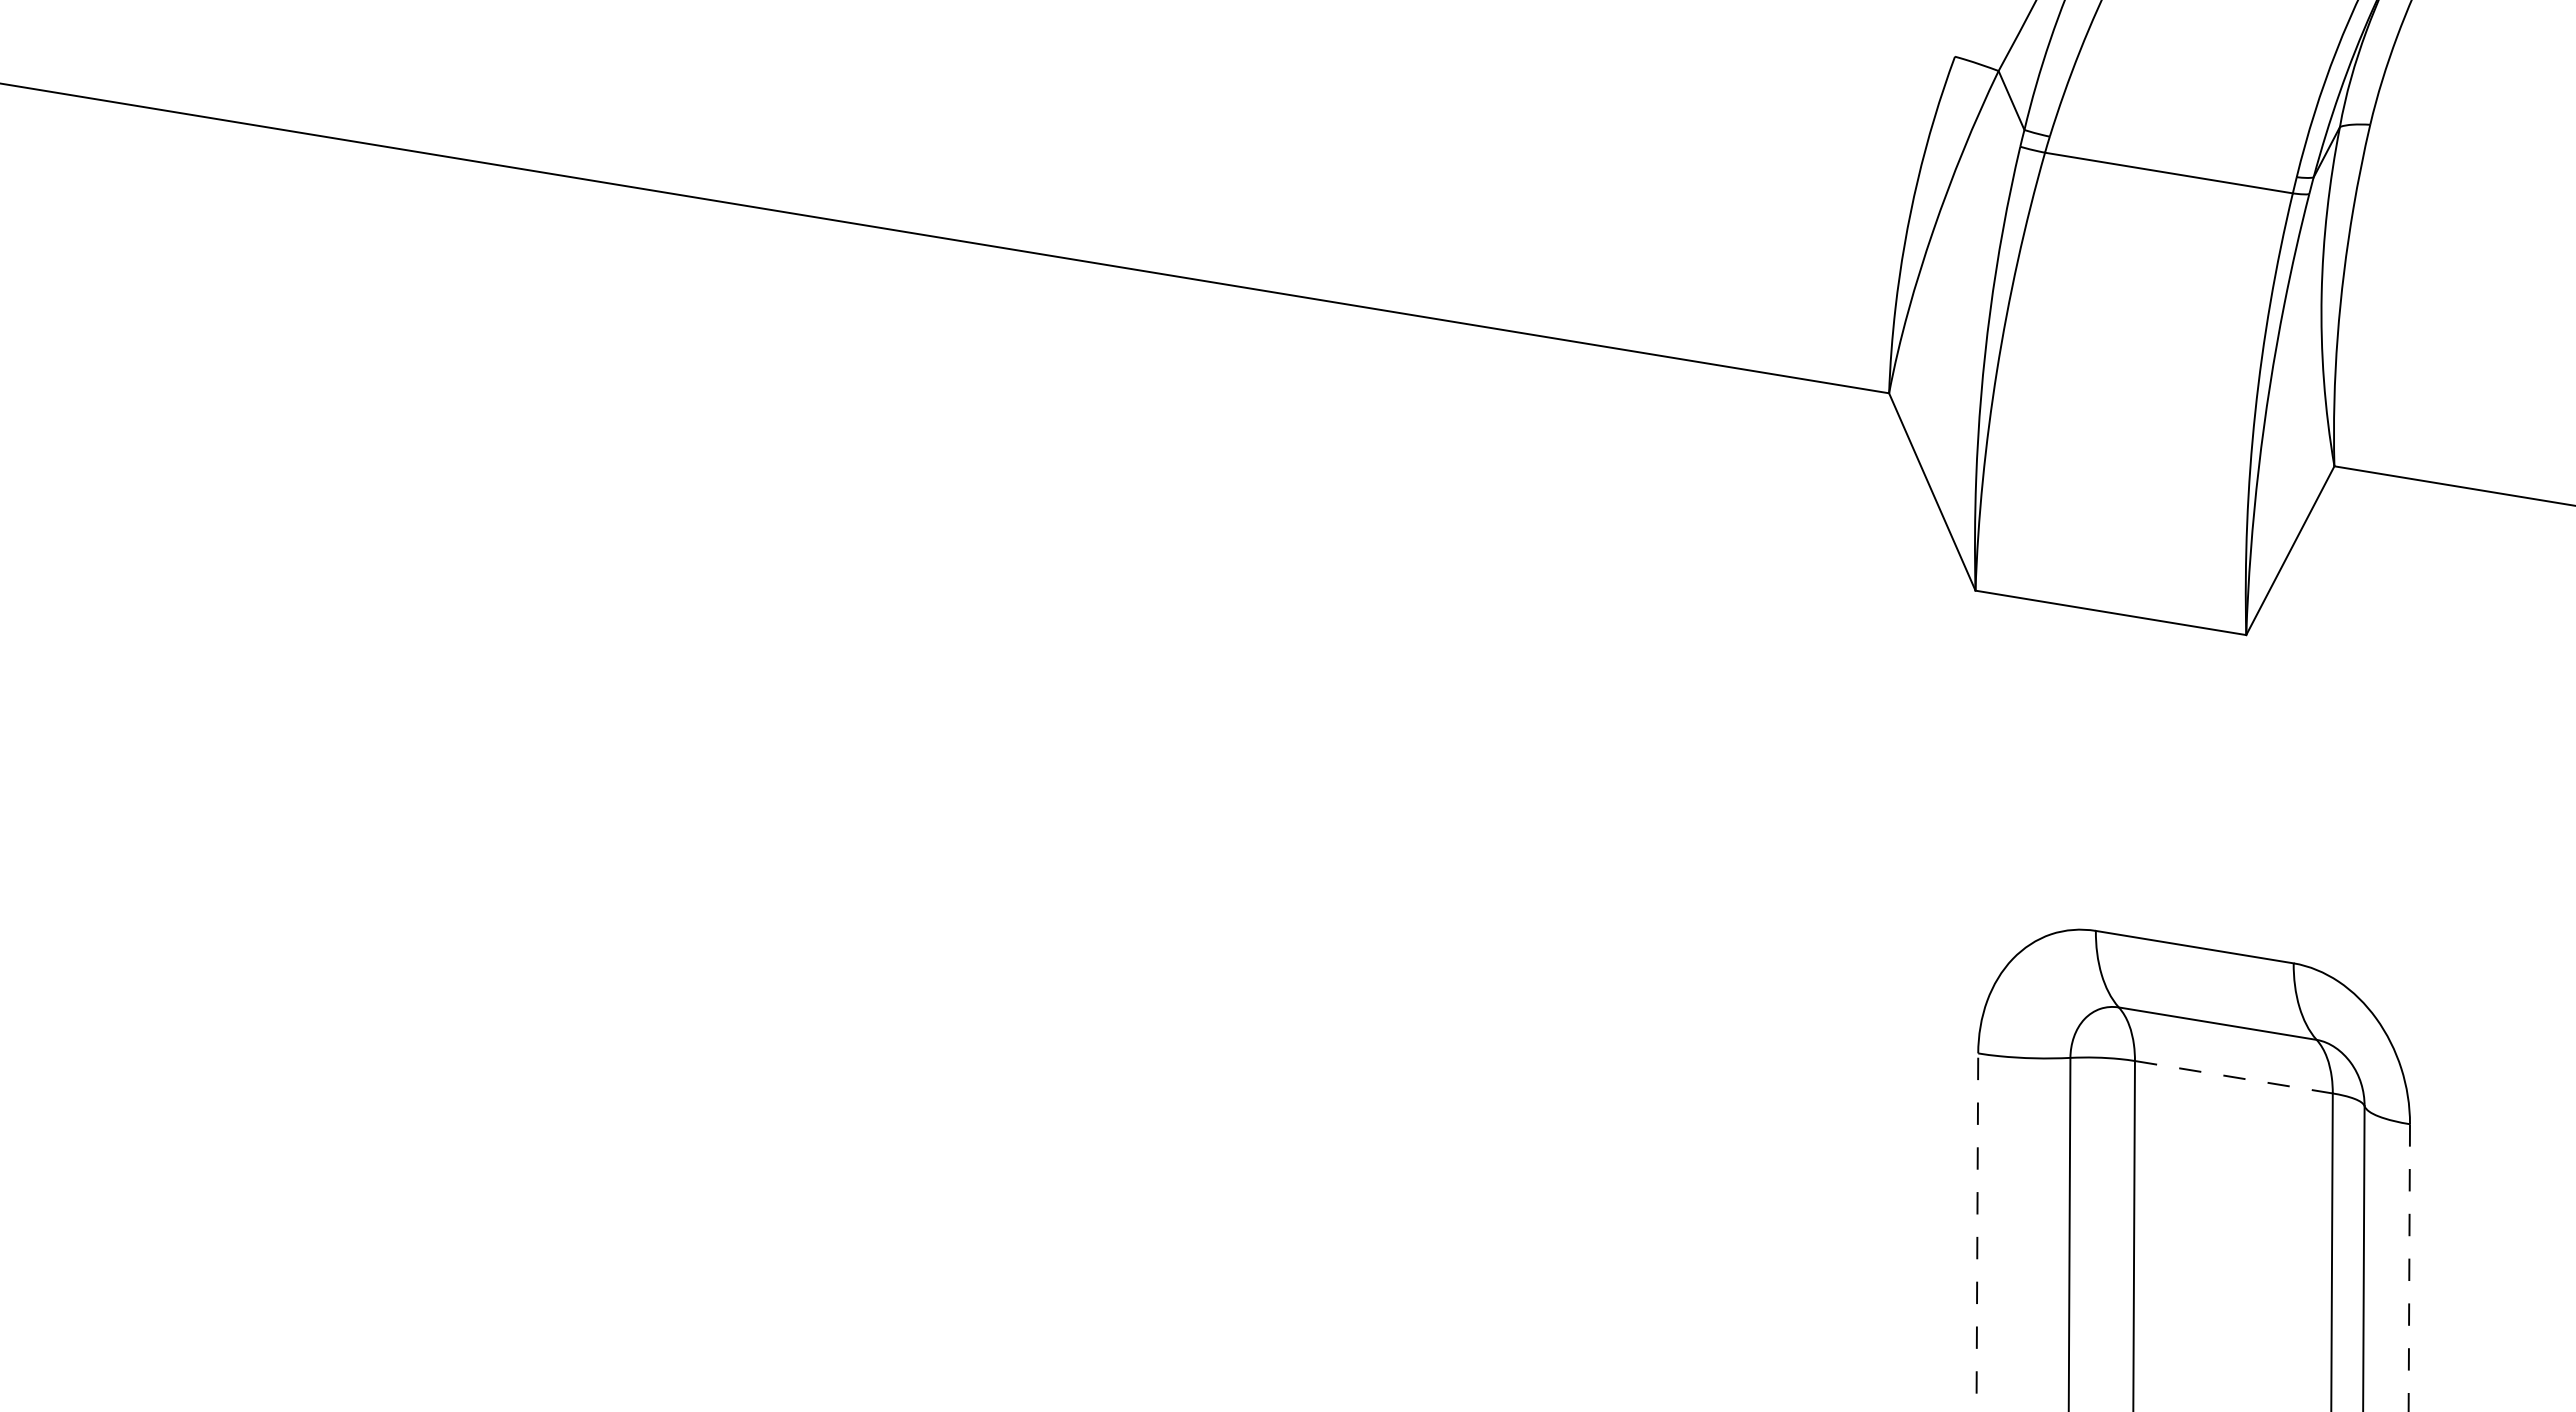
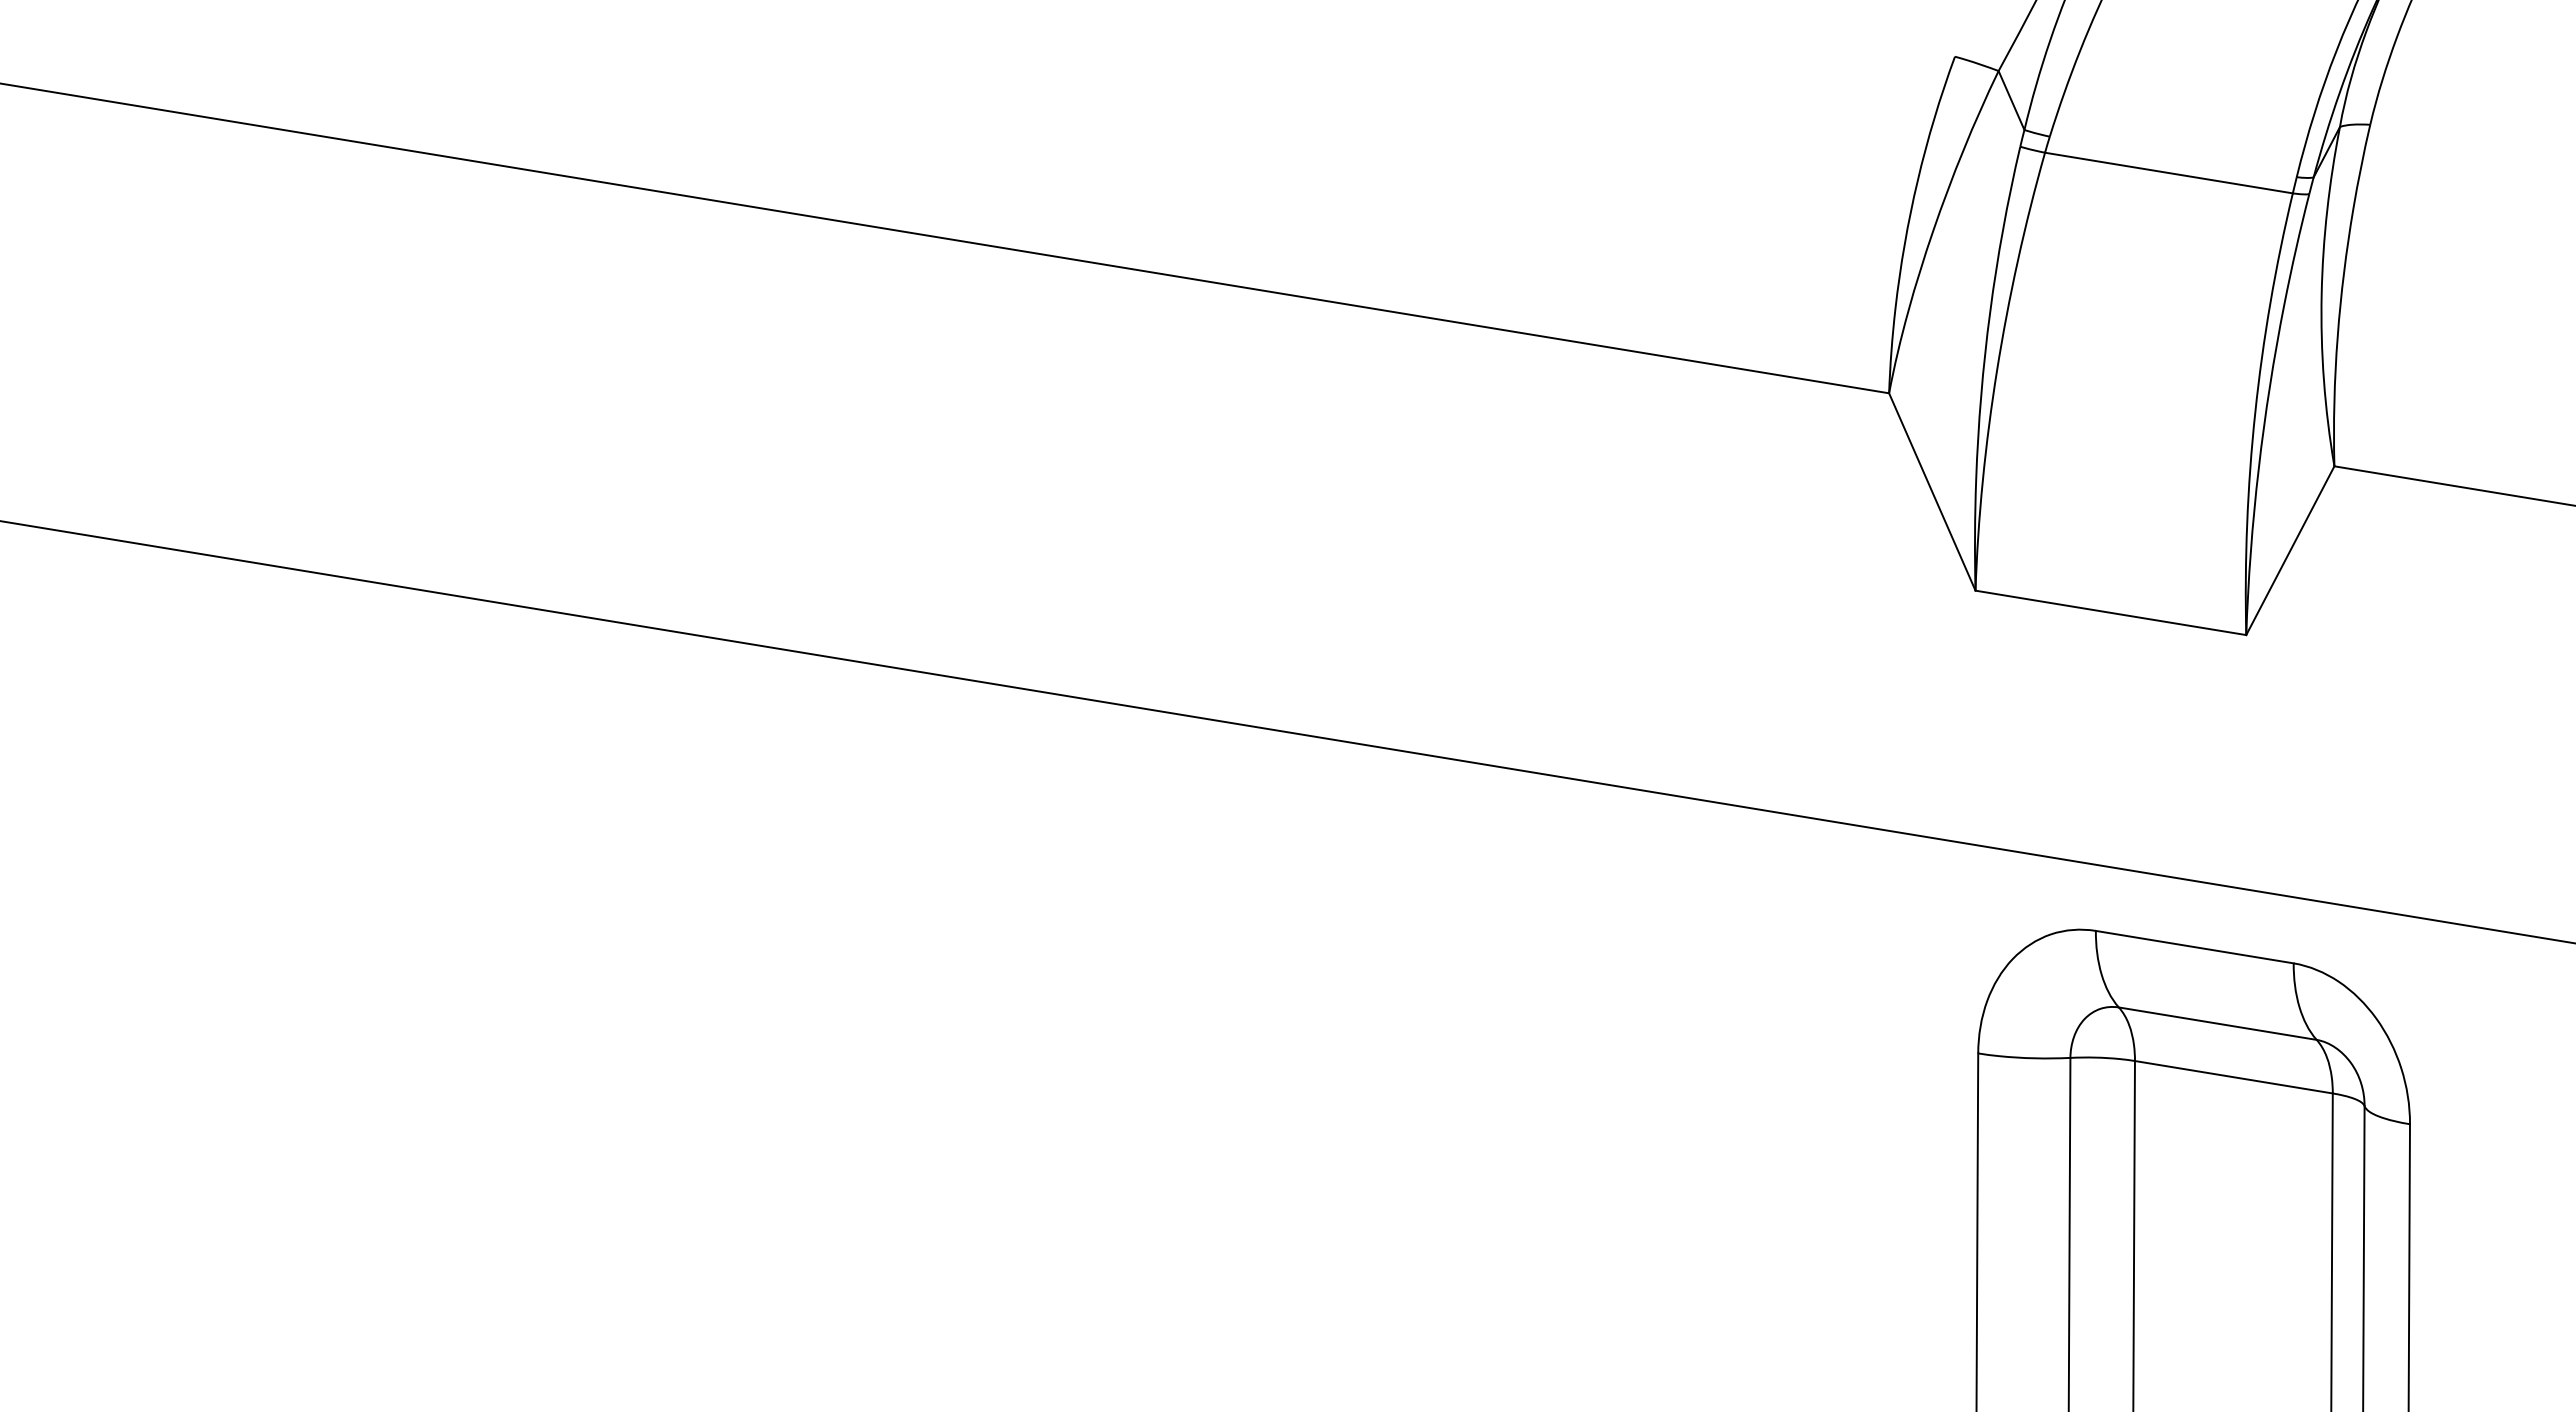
line: none -> present (1287, 731)
line: dashed -> solid (2234, 1077)
line: dashed -> solid (1977, 1232)
line: dashed -> solid (2409, 1268)
